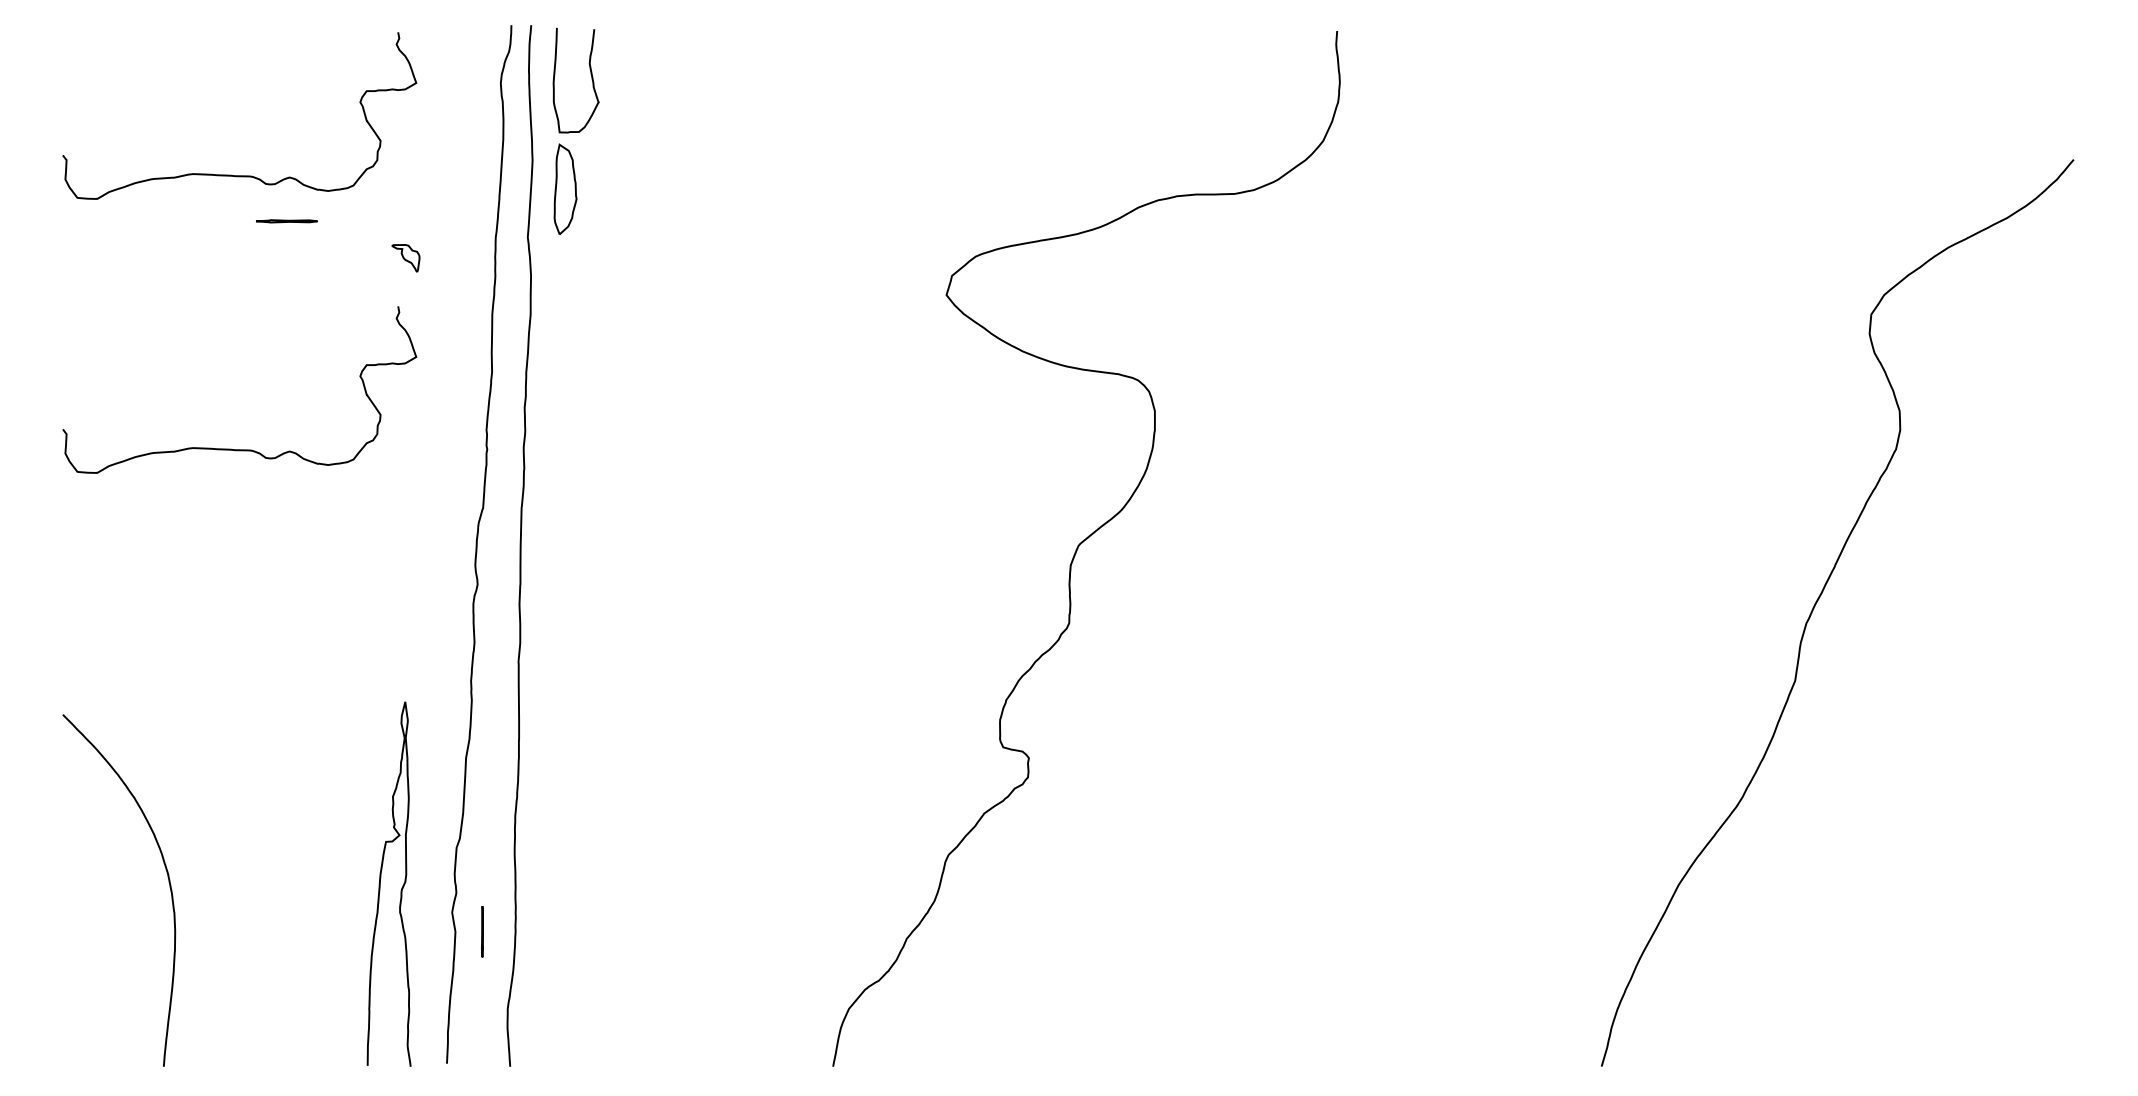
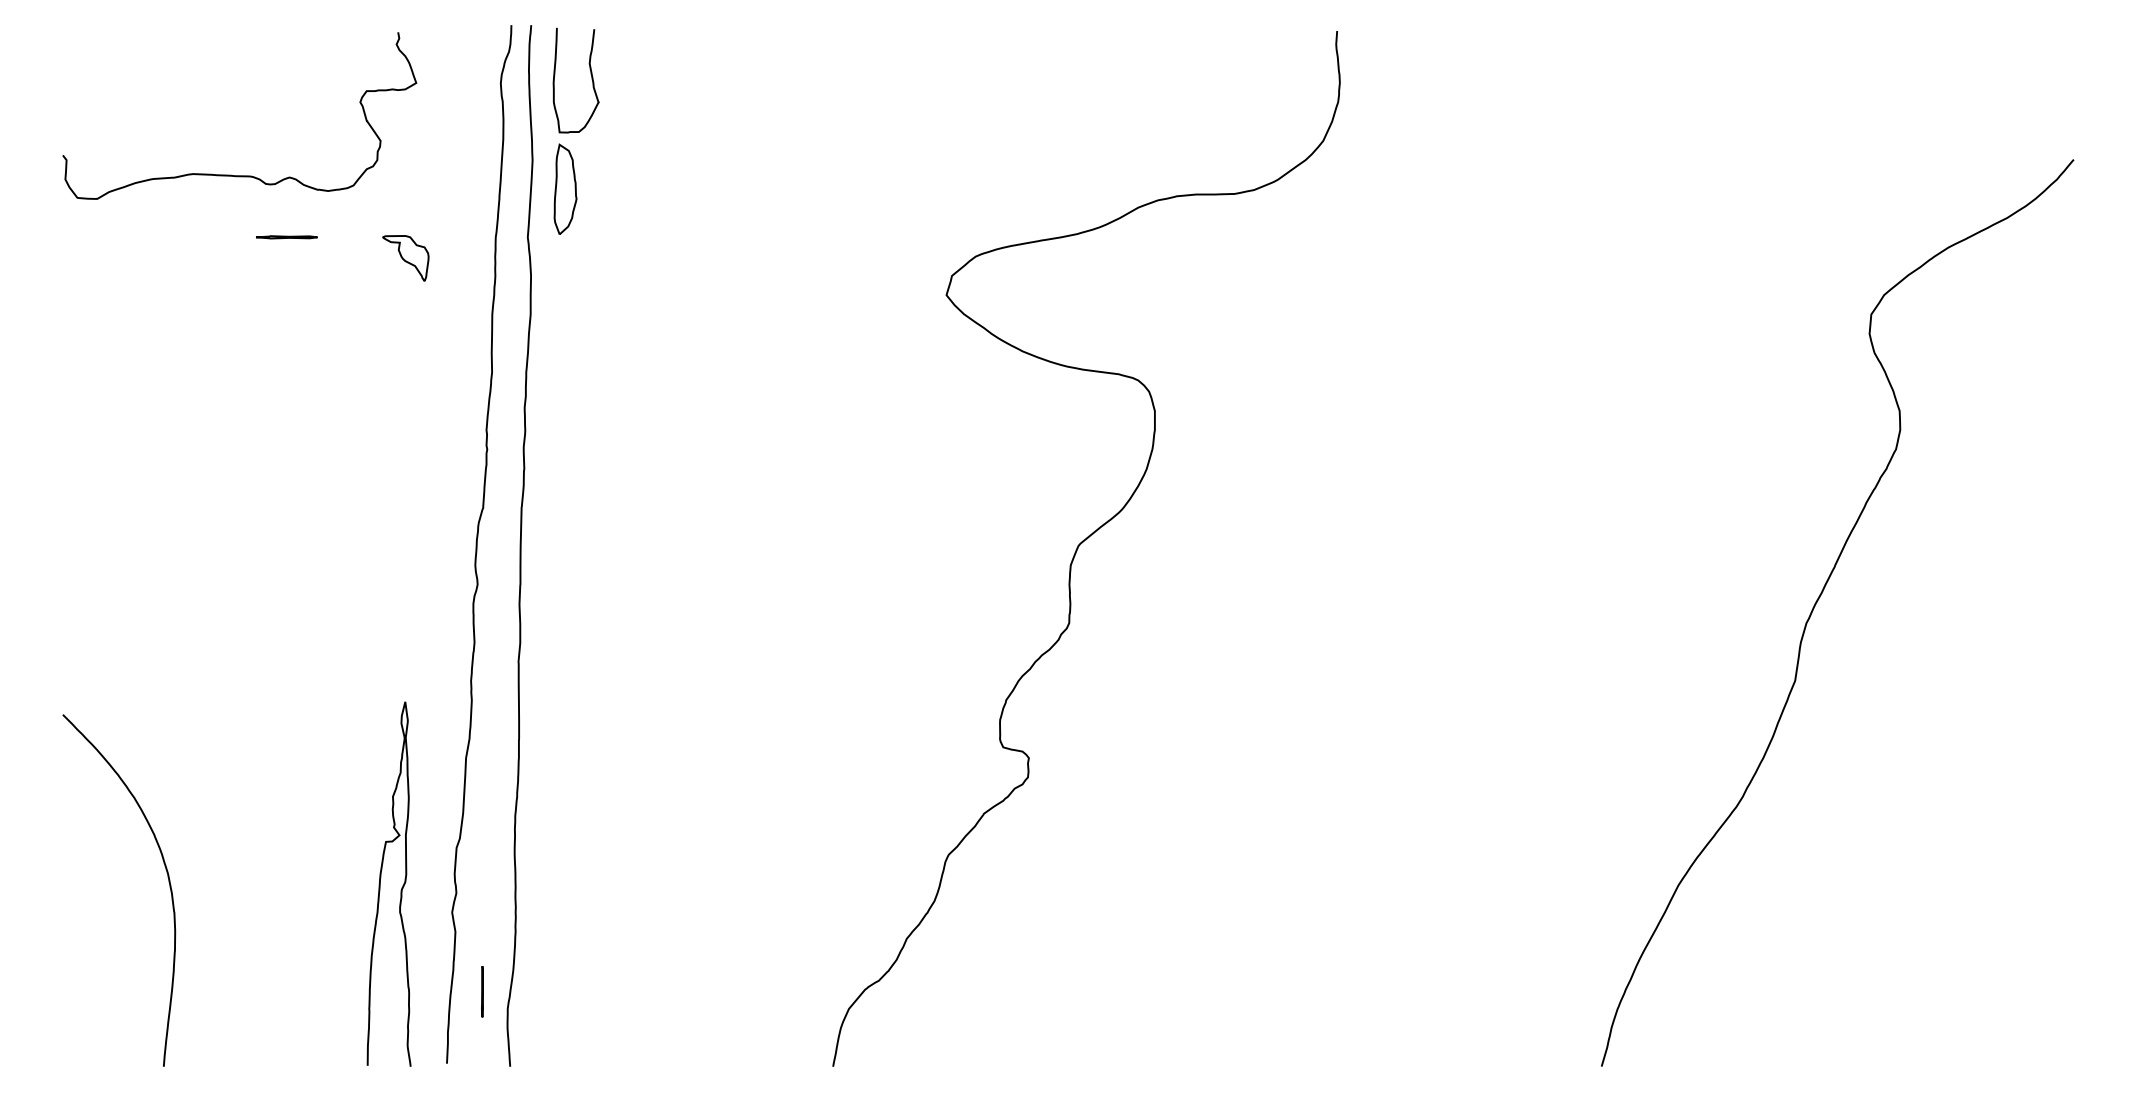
line position: (286, 221) -> (286, 237) (286, 237)
part size: 30x29 px -> 48x47 px (405, 258)
curve: present -> none (231, 448)
line position: (482, 931) -> (482, 991) (482, 991)
